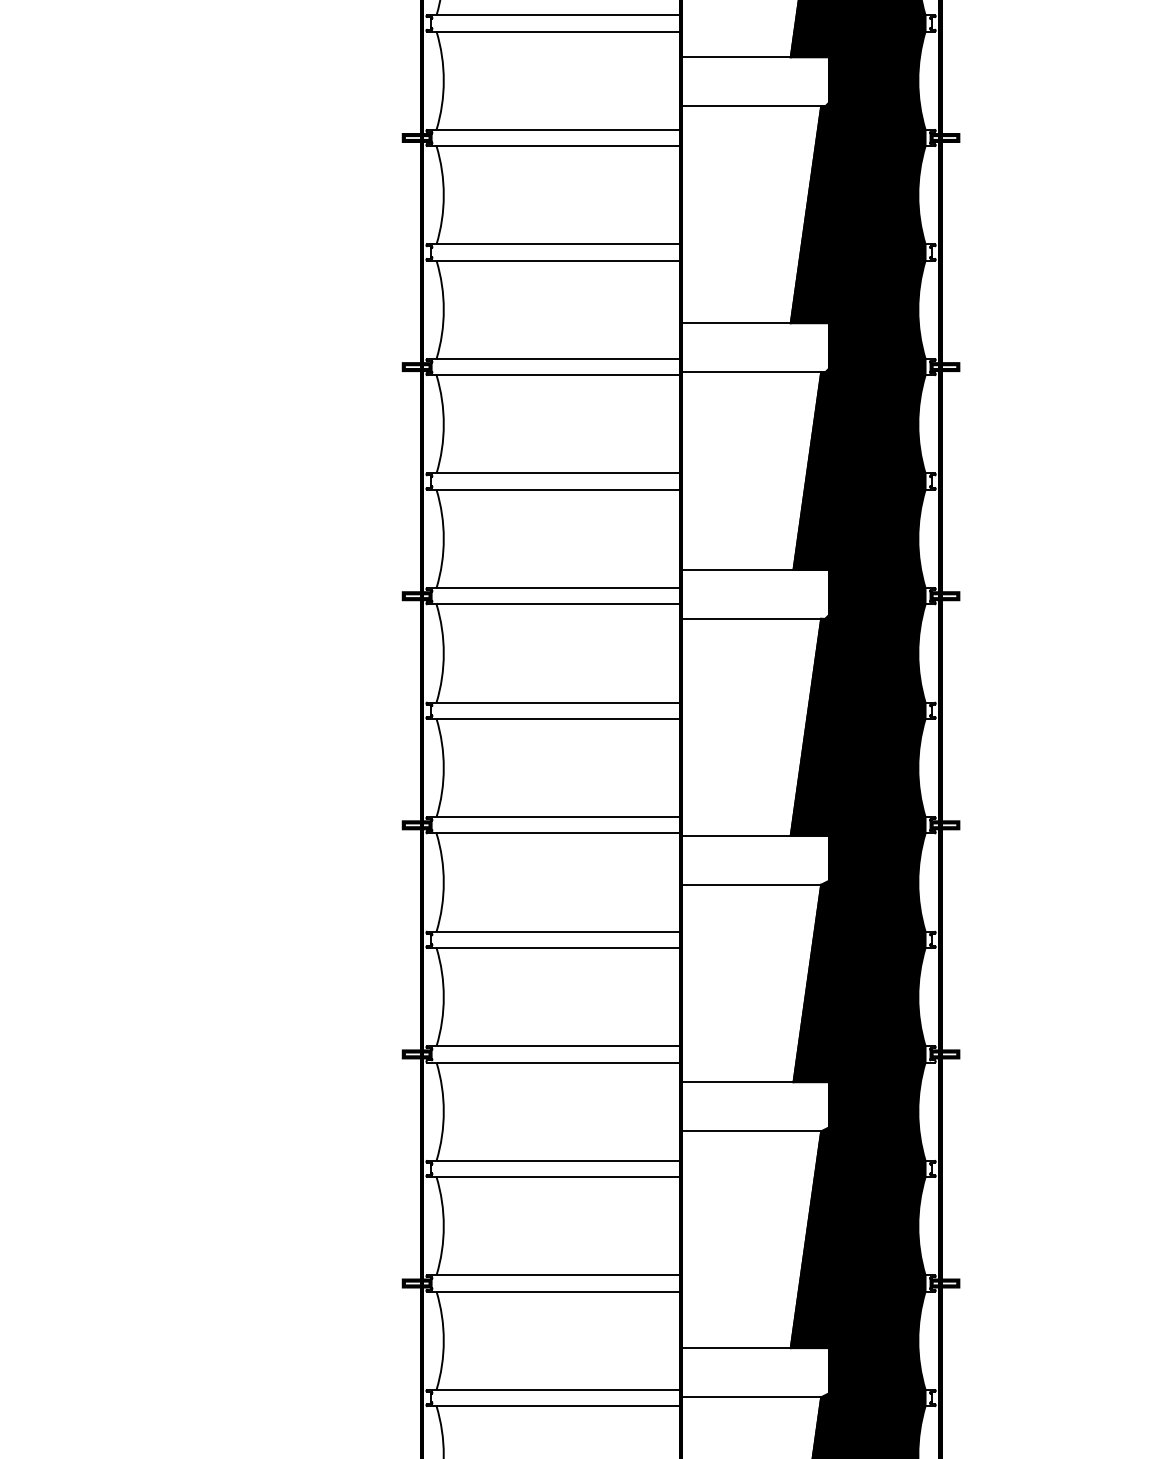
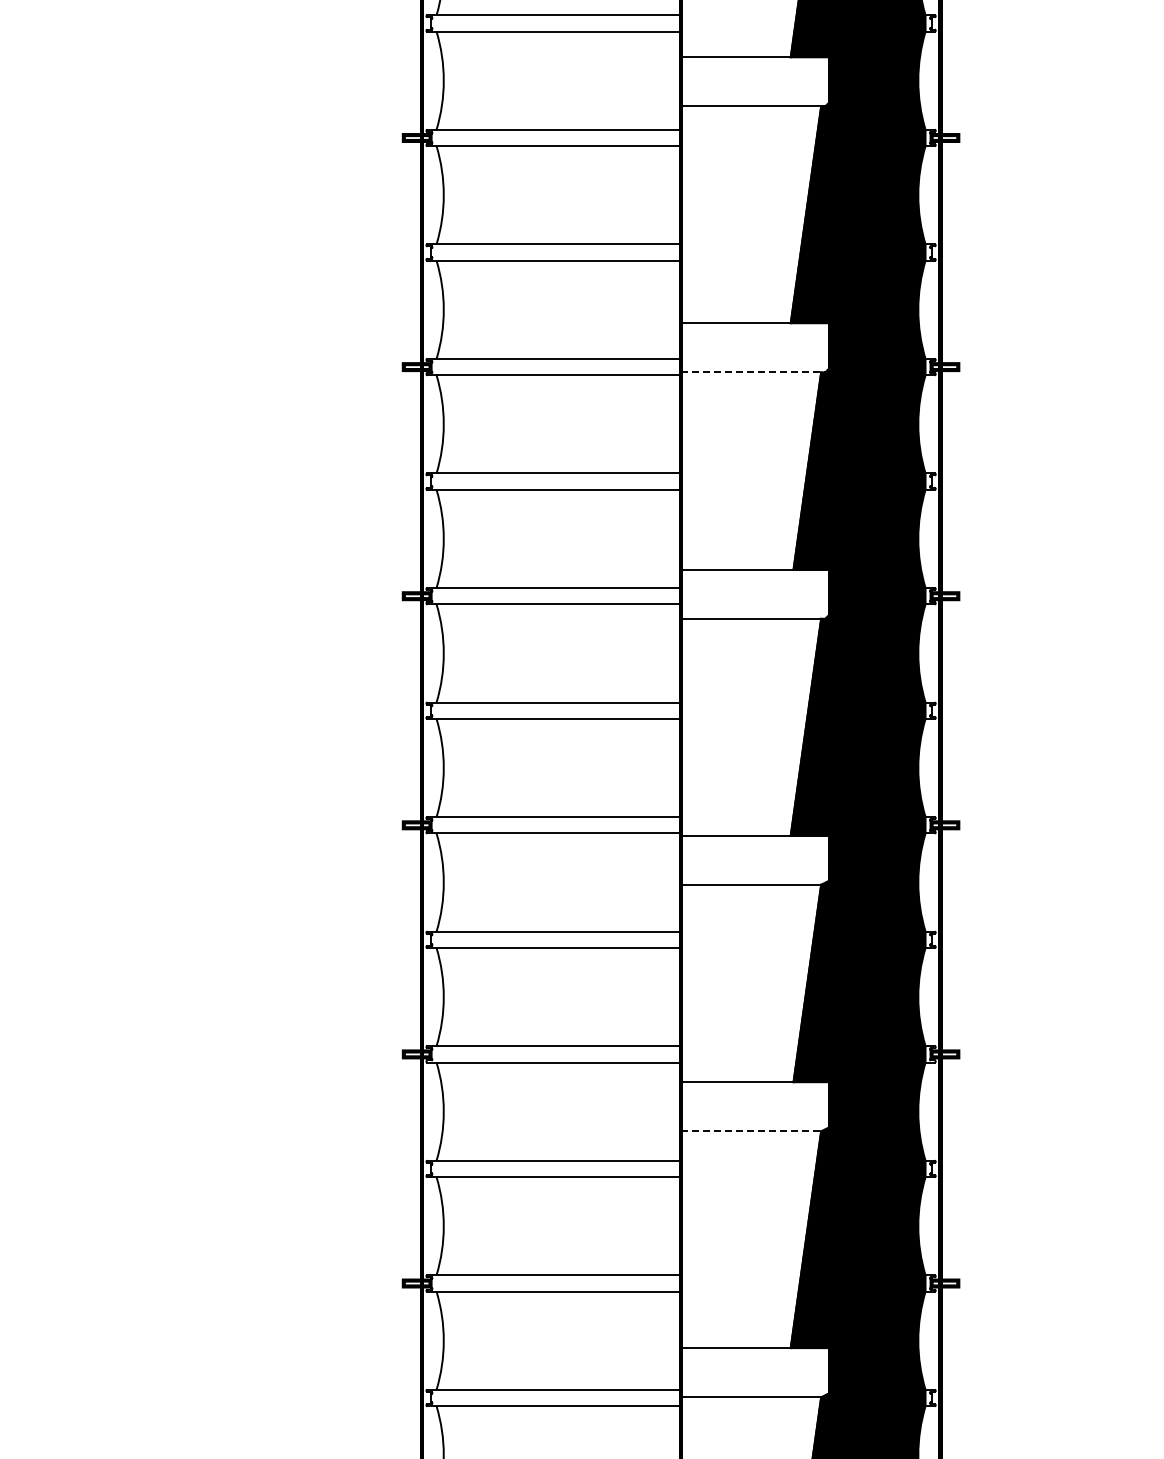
line: solid -> dashed (753, 372)
line: solid -> dashed (753, 1131)
